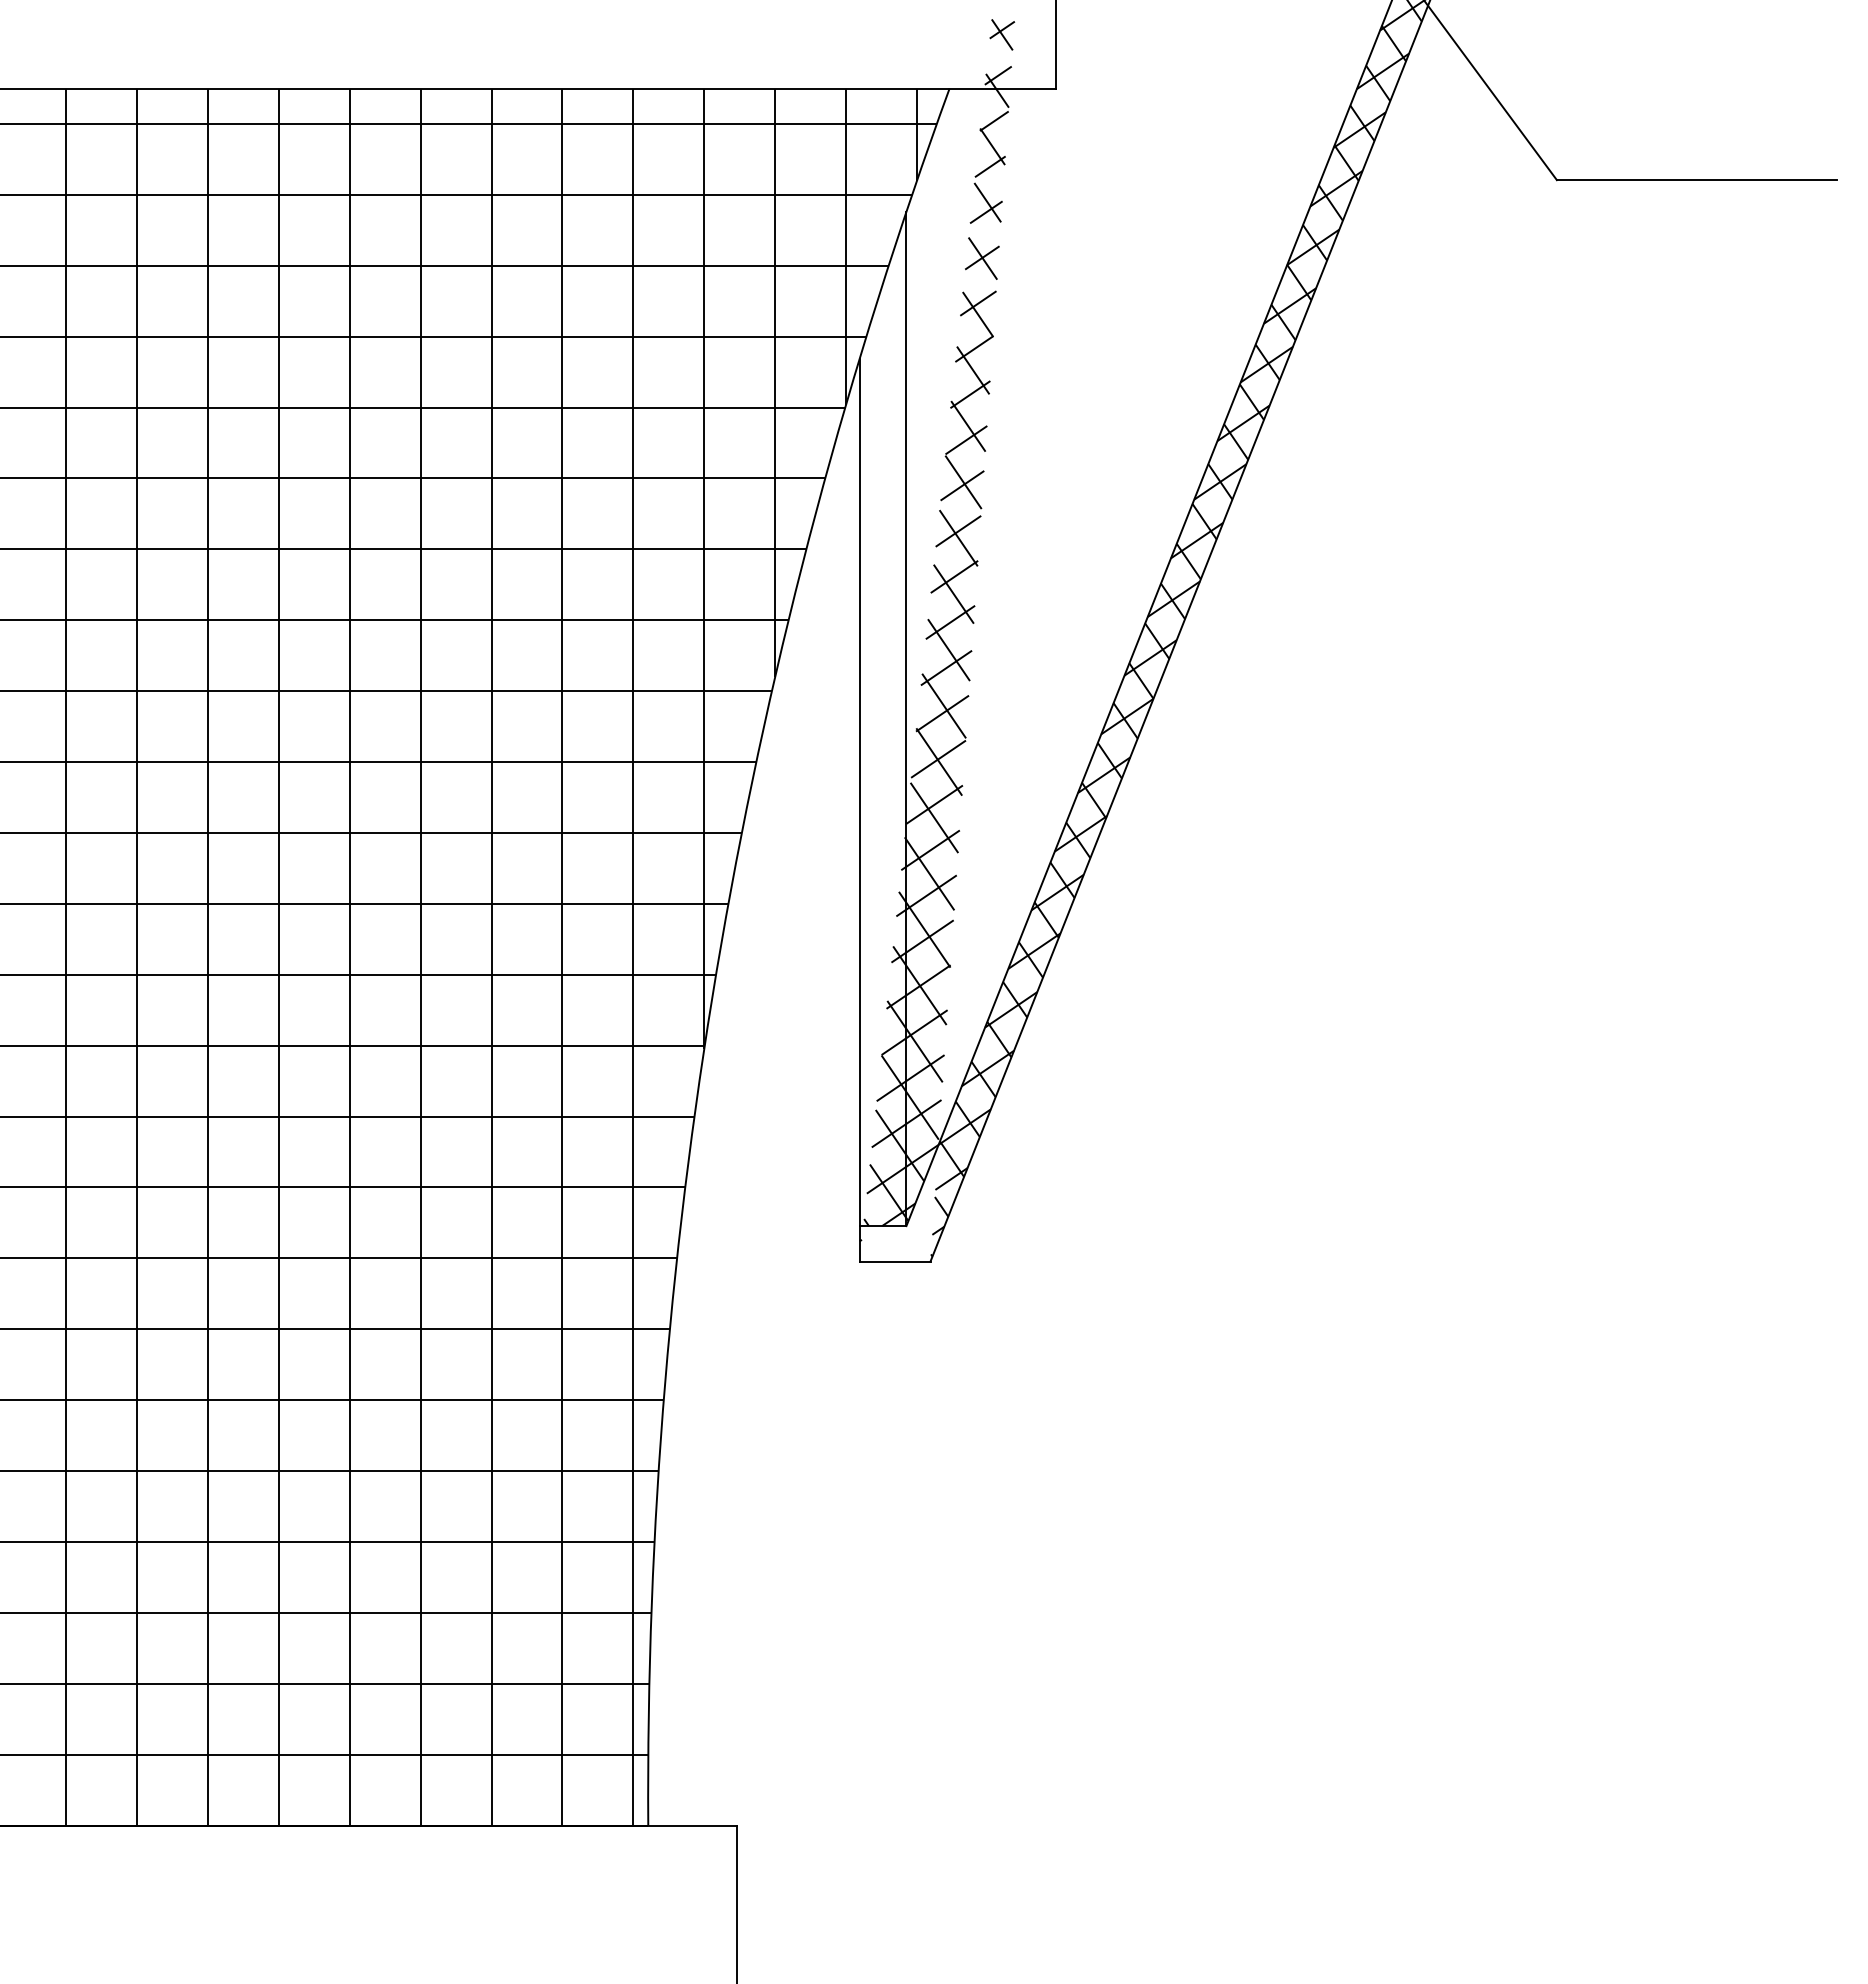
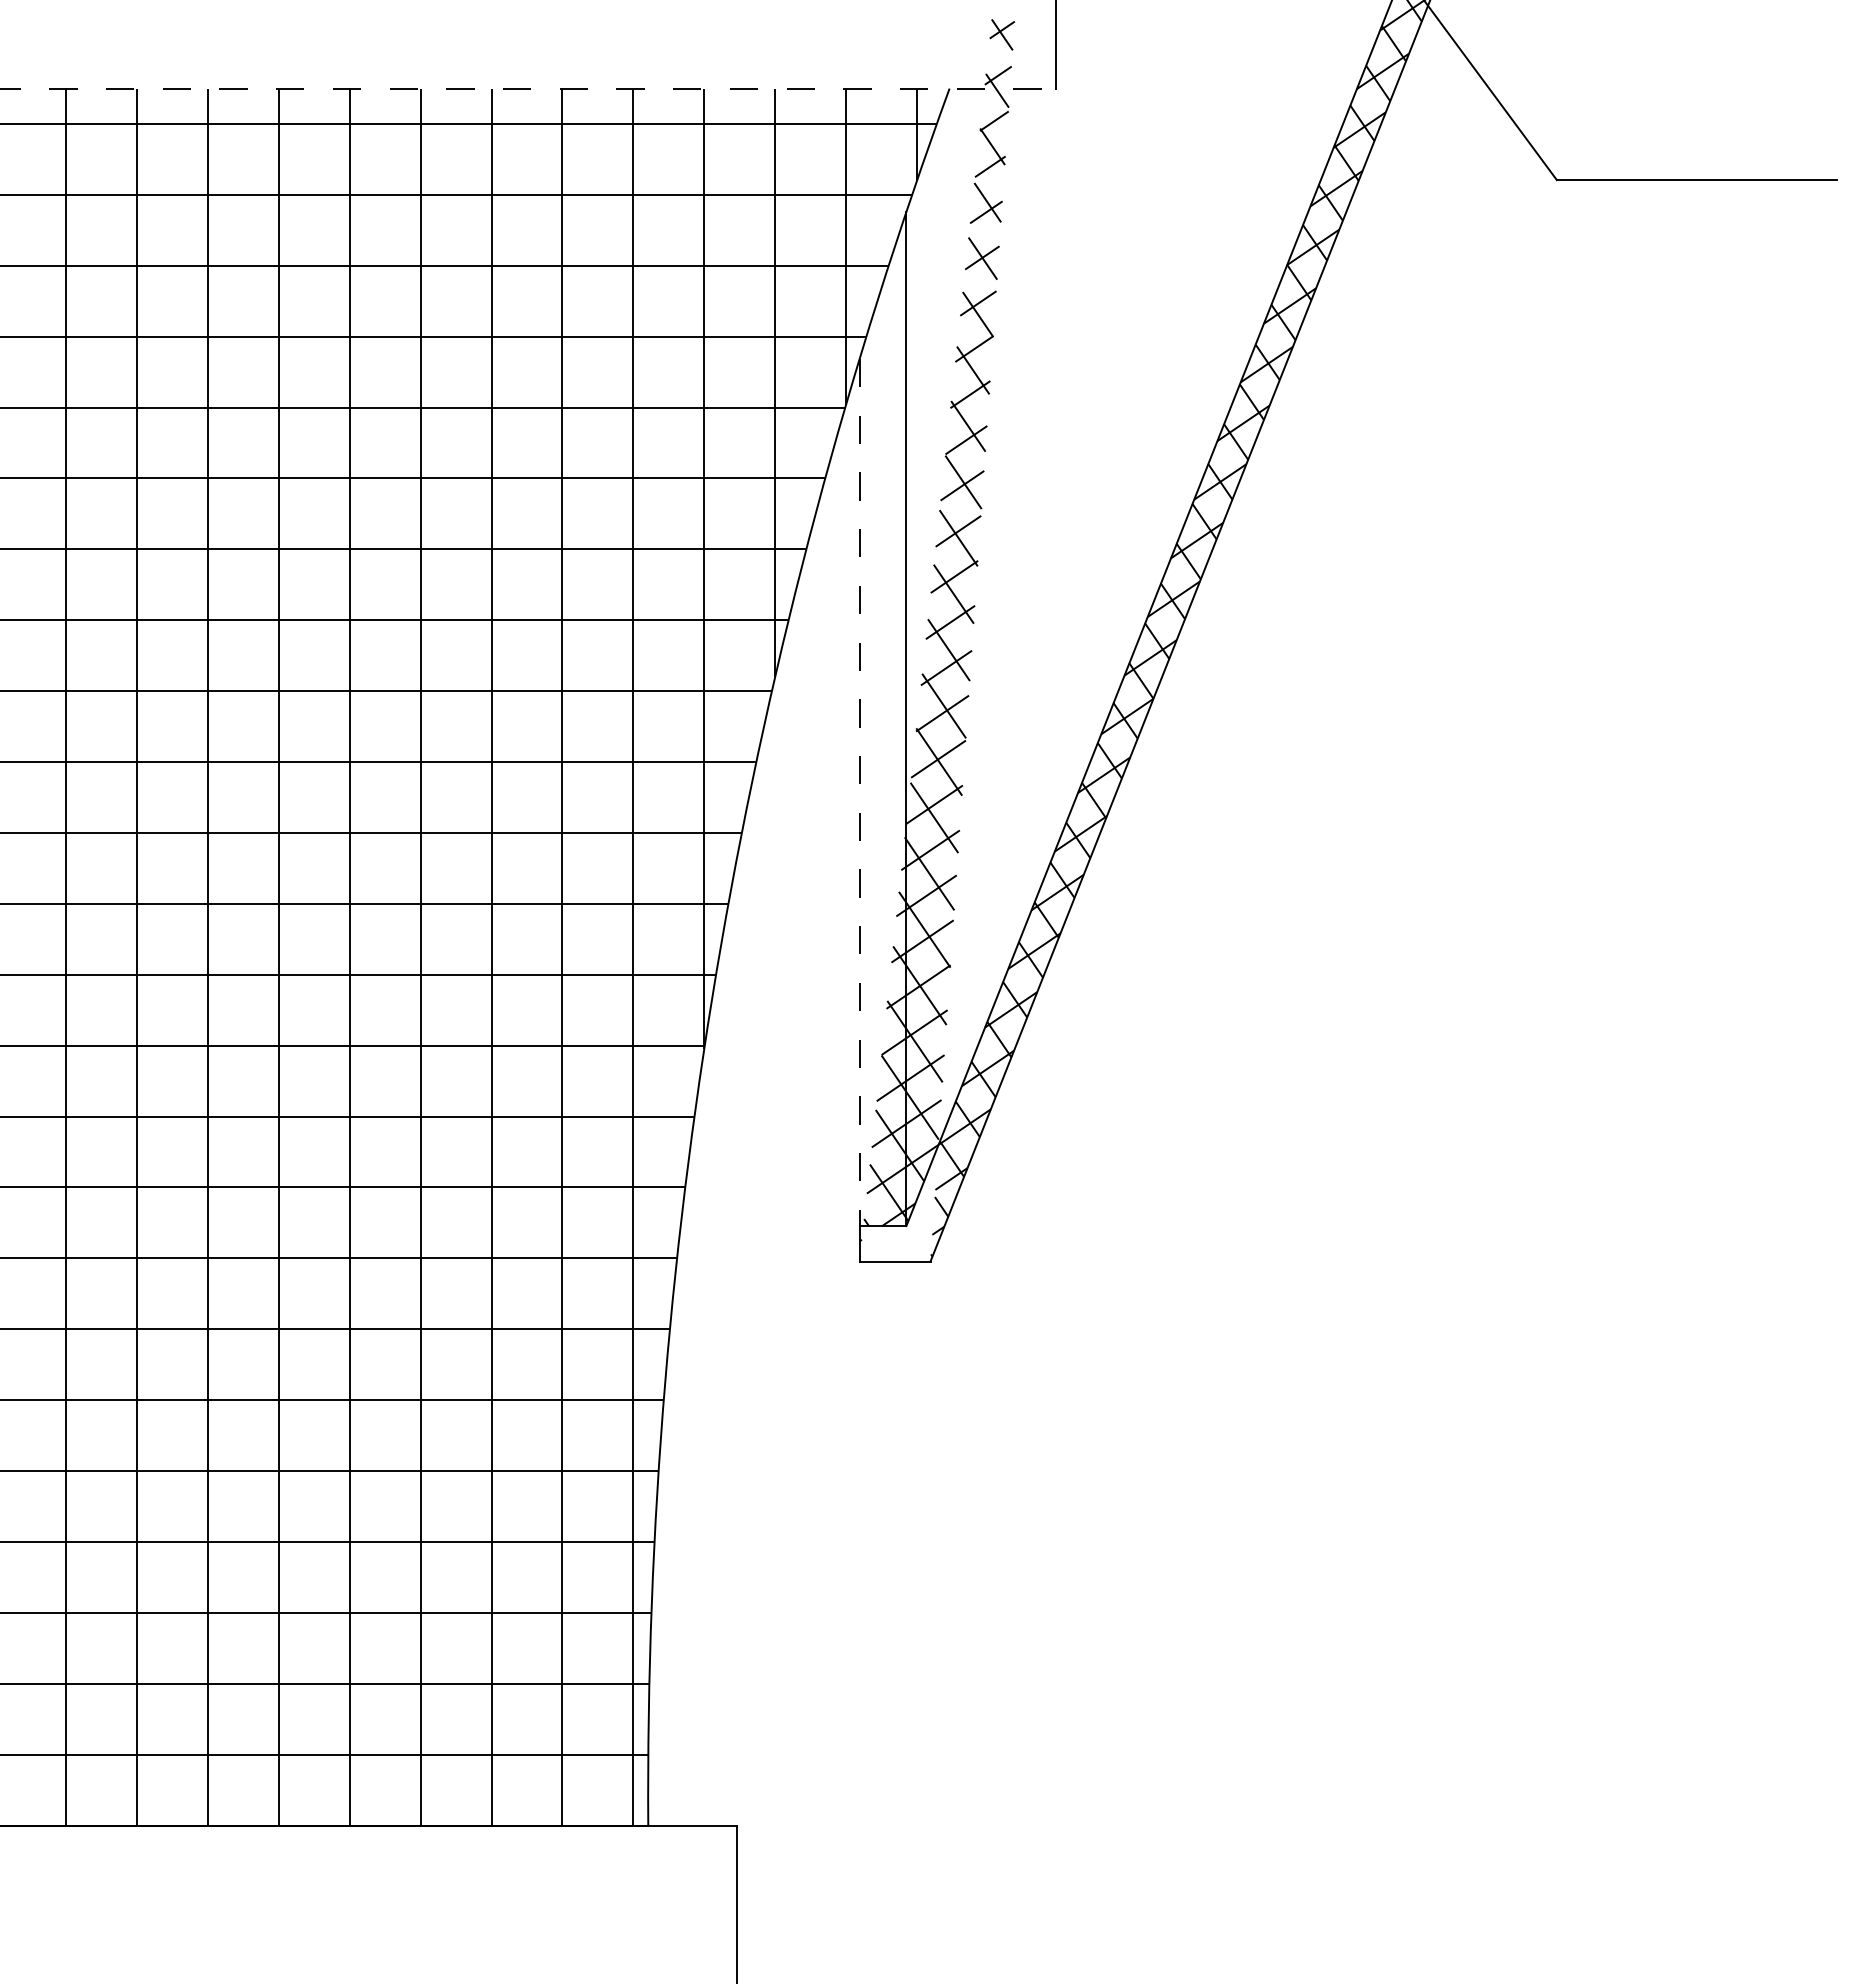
line: solid -> dashed (527, 88)
line: solid -> dashed (859, 792)
